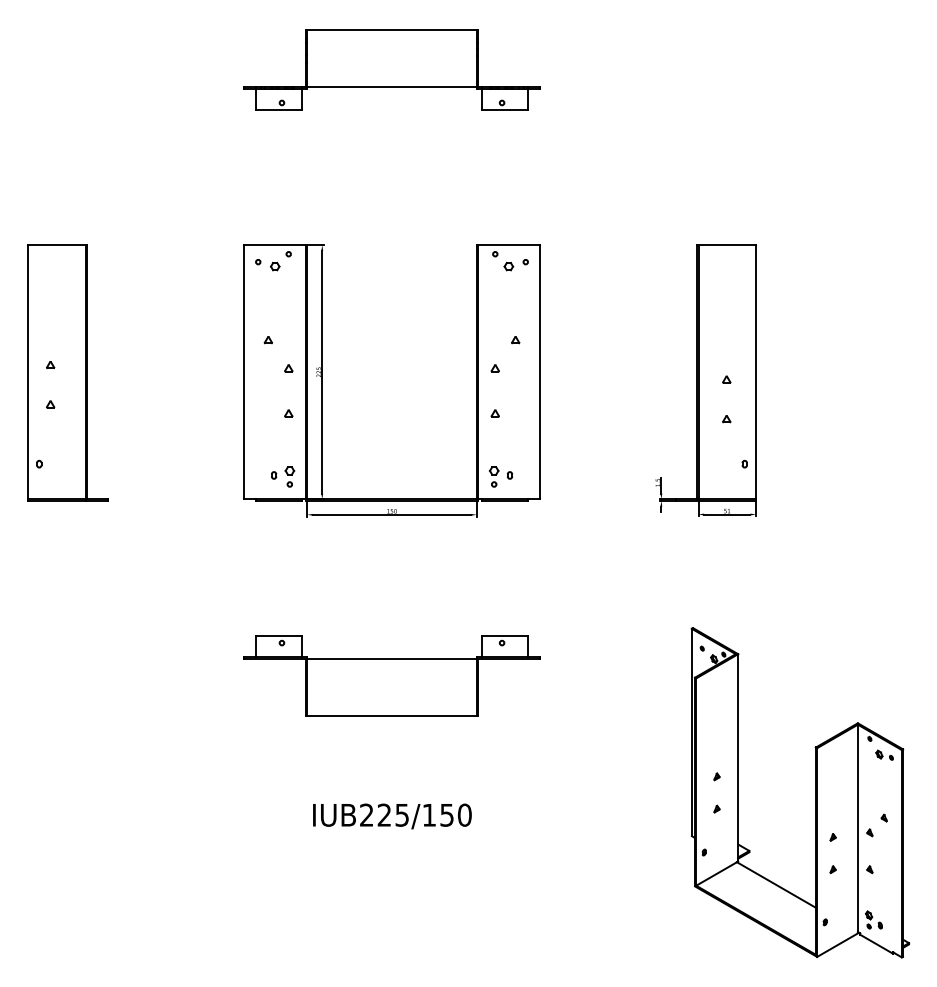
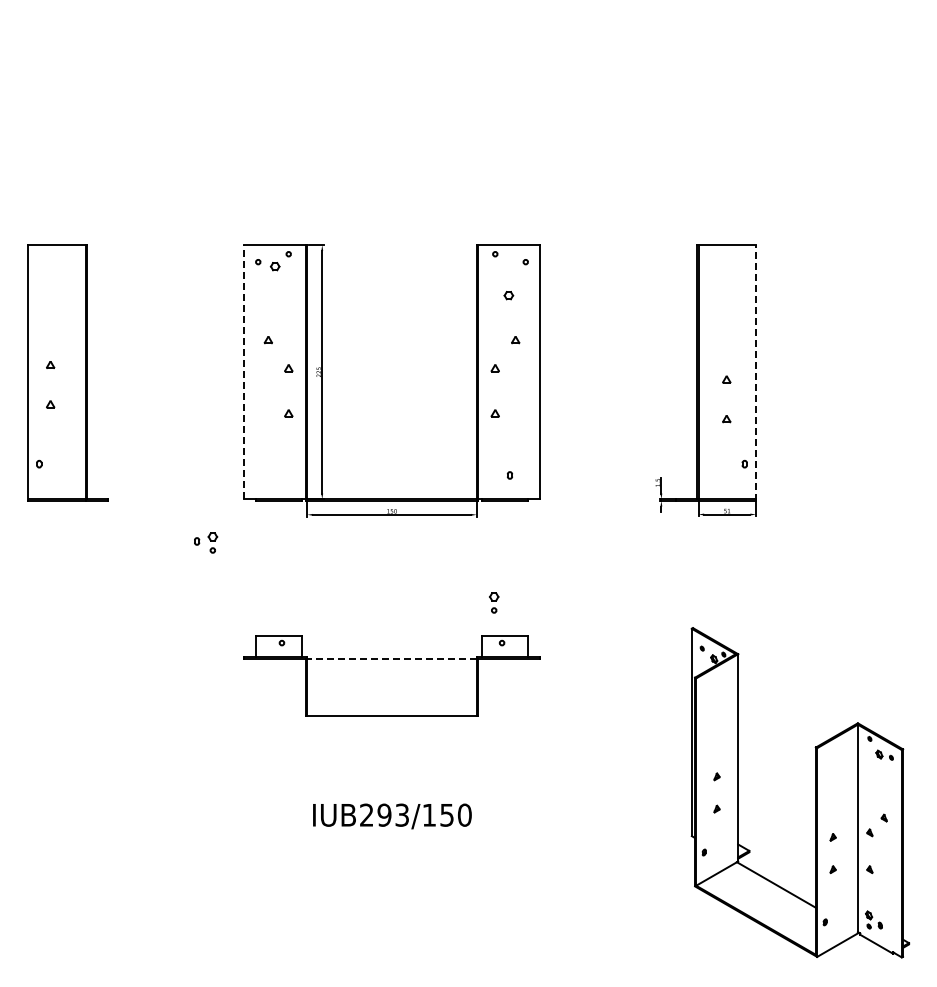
part: present -> none (391, 69)
part position: (508, 266) -> (508, 295) (508, 295)
line: solid -> dashed (243, 372)
line: solid -> dashed (756, 373)
part position: (283, 476) -> (206, 542) (206, 542)
part position: (494, 476) -> (494, 602) (494, 602)
line: solid -> dashed (392, 658)
text: IUB225/150 -> IUB293/150 (392, 814)
